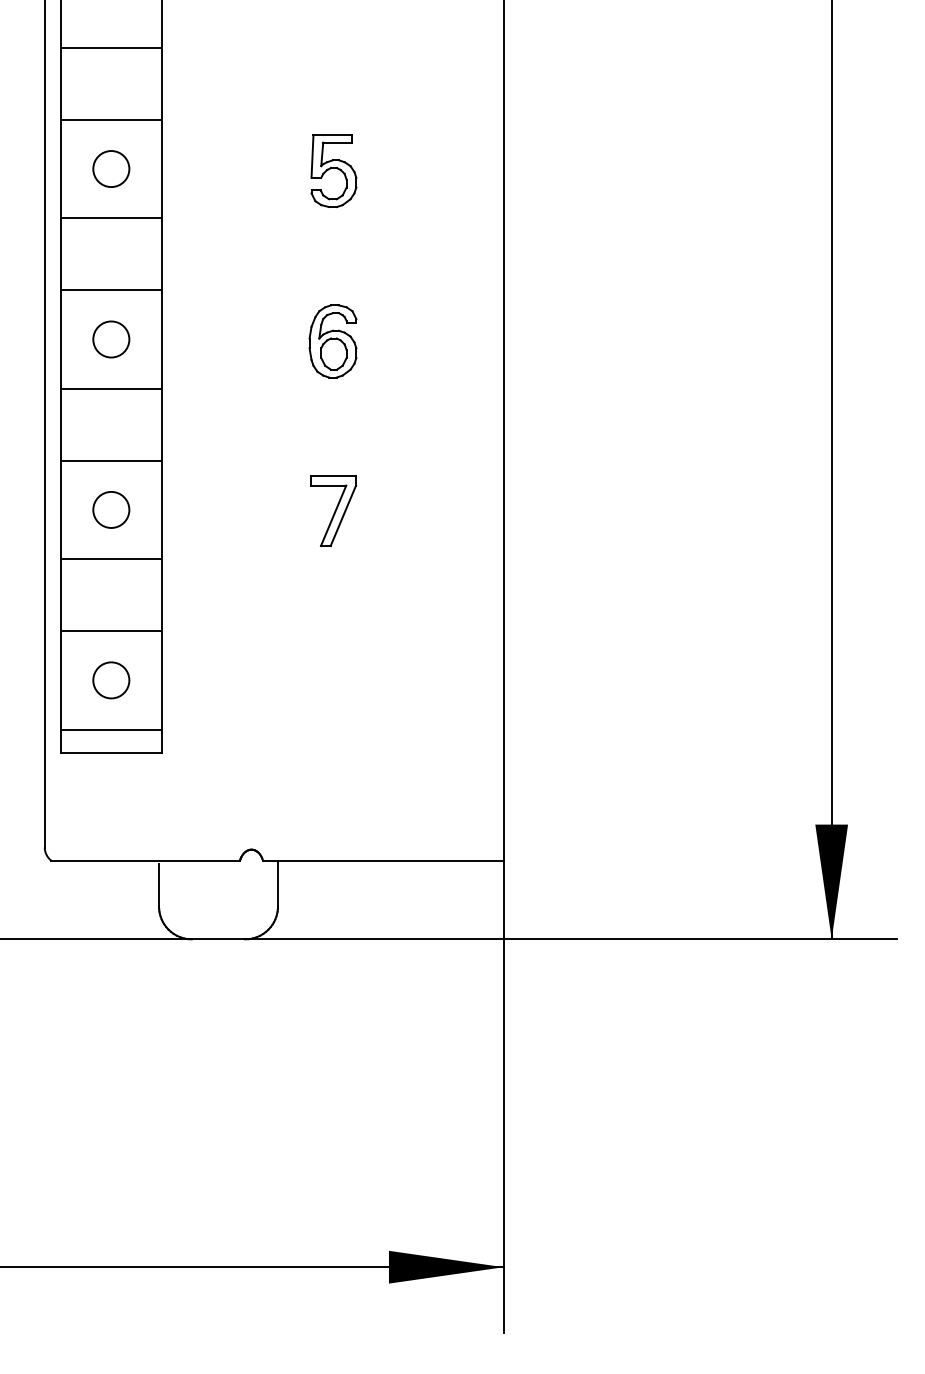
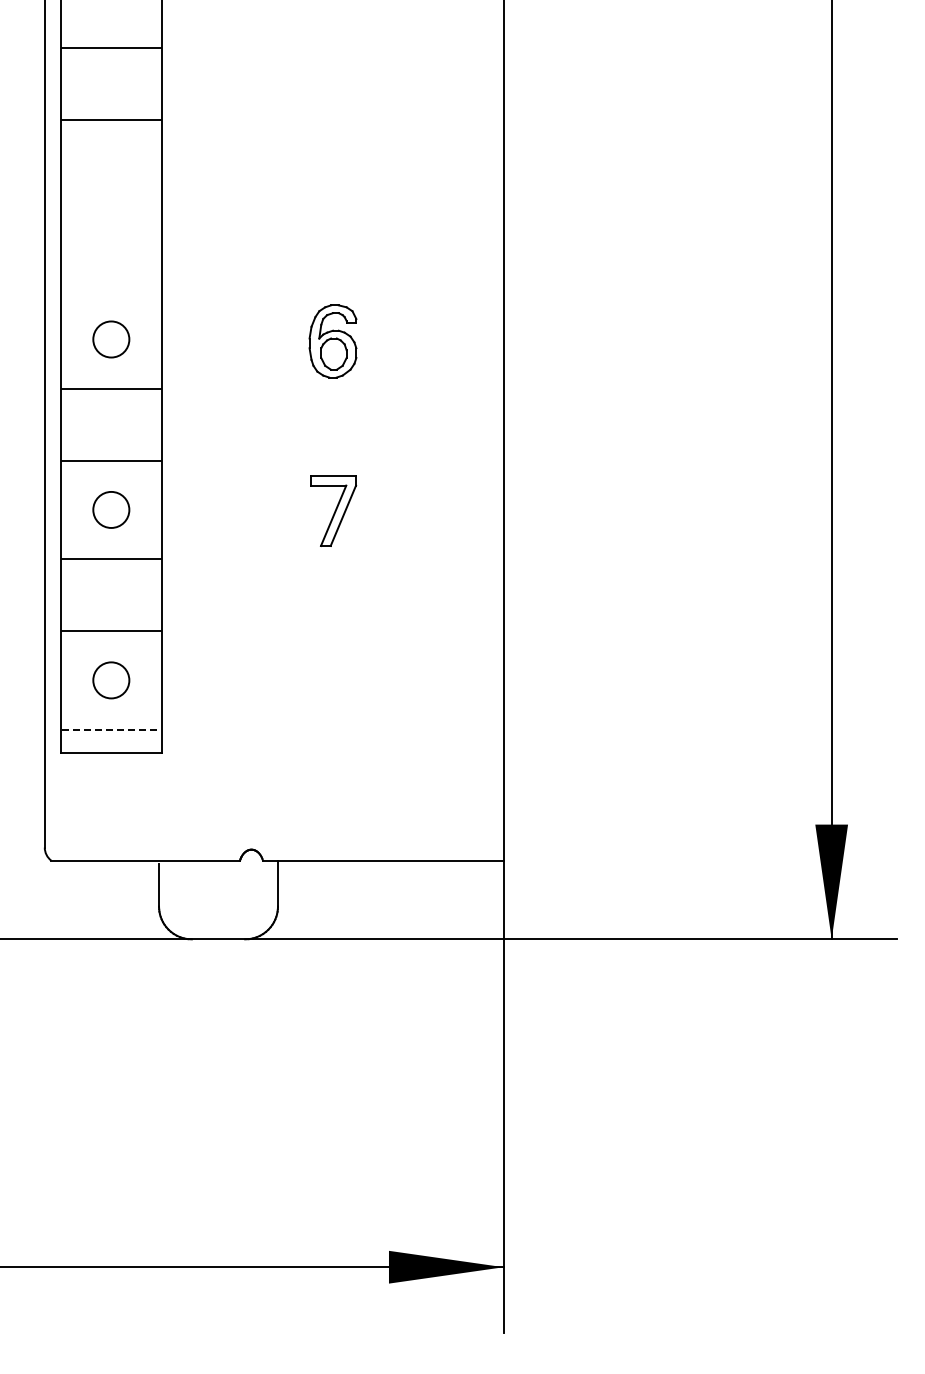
circle: present -> none (111, 168)
part: present -> none (333, 170)
line: present -> none (111, 218)
line: present -> none (111, 290)
line: solid -> dashed (111, 729)
